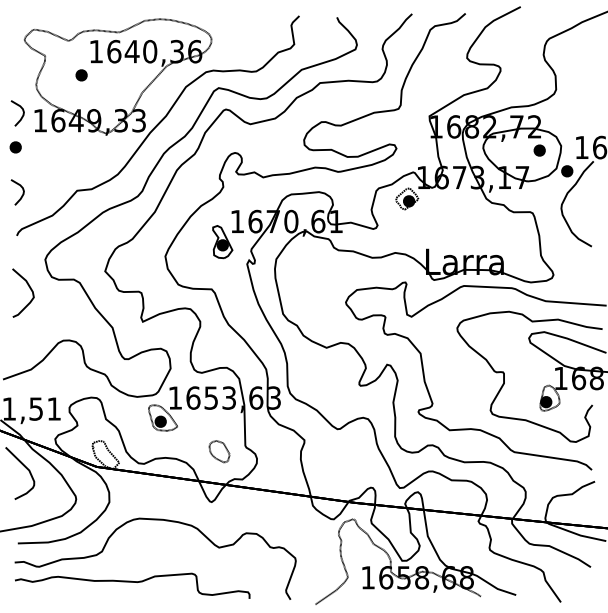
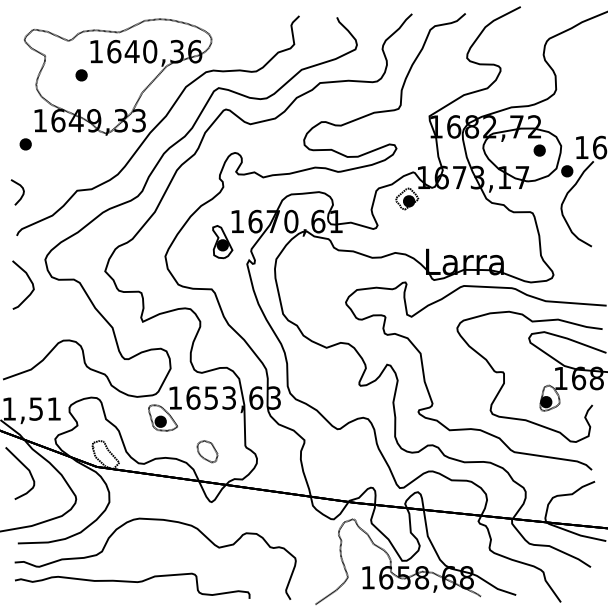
curve: present -> none (22, 113)
part position: (15, 147) -> (25, 144) (25, 144)
curve position: (29, 288) -> (29, 280) (29, 280)
part position: (219, 451) -> (207, 451) (207, 451)
